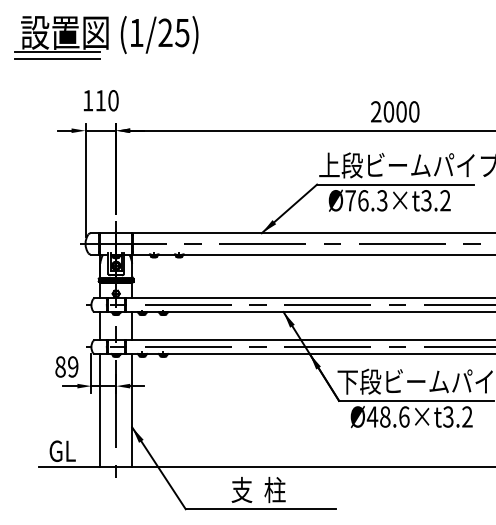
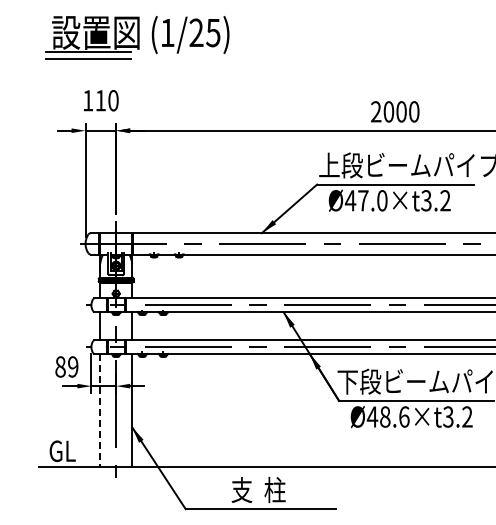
part position: (106, 37) -> (137, 37) (137, 37)
text: Ø76.3×t3.2 -> Ø47.0×t3.2 (365, 200)
line: solid -> dashed (100, 410)
